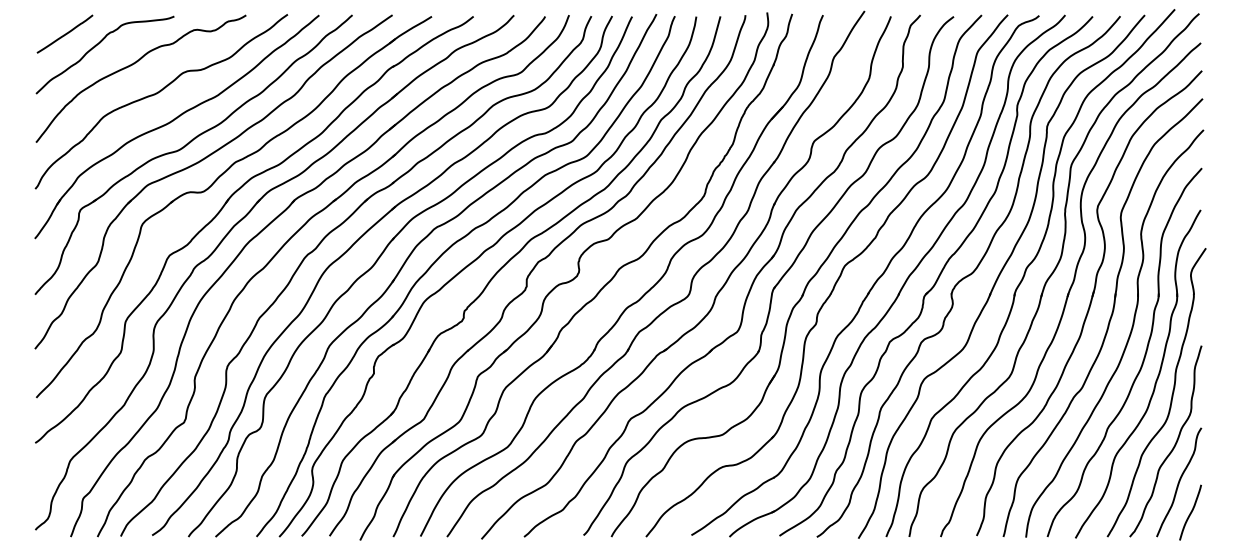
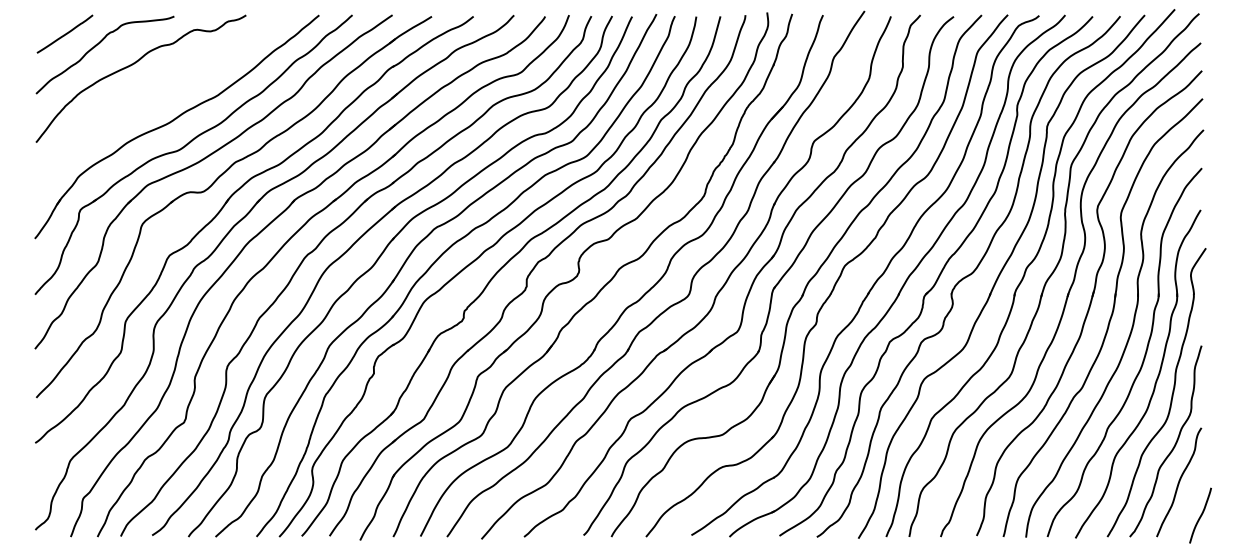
curve: present -> none (158, 93)
curve position: (1190, 512) -> (1200, 515) (1200, 515)
